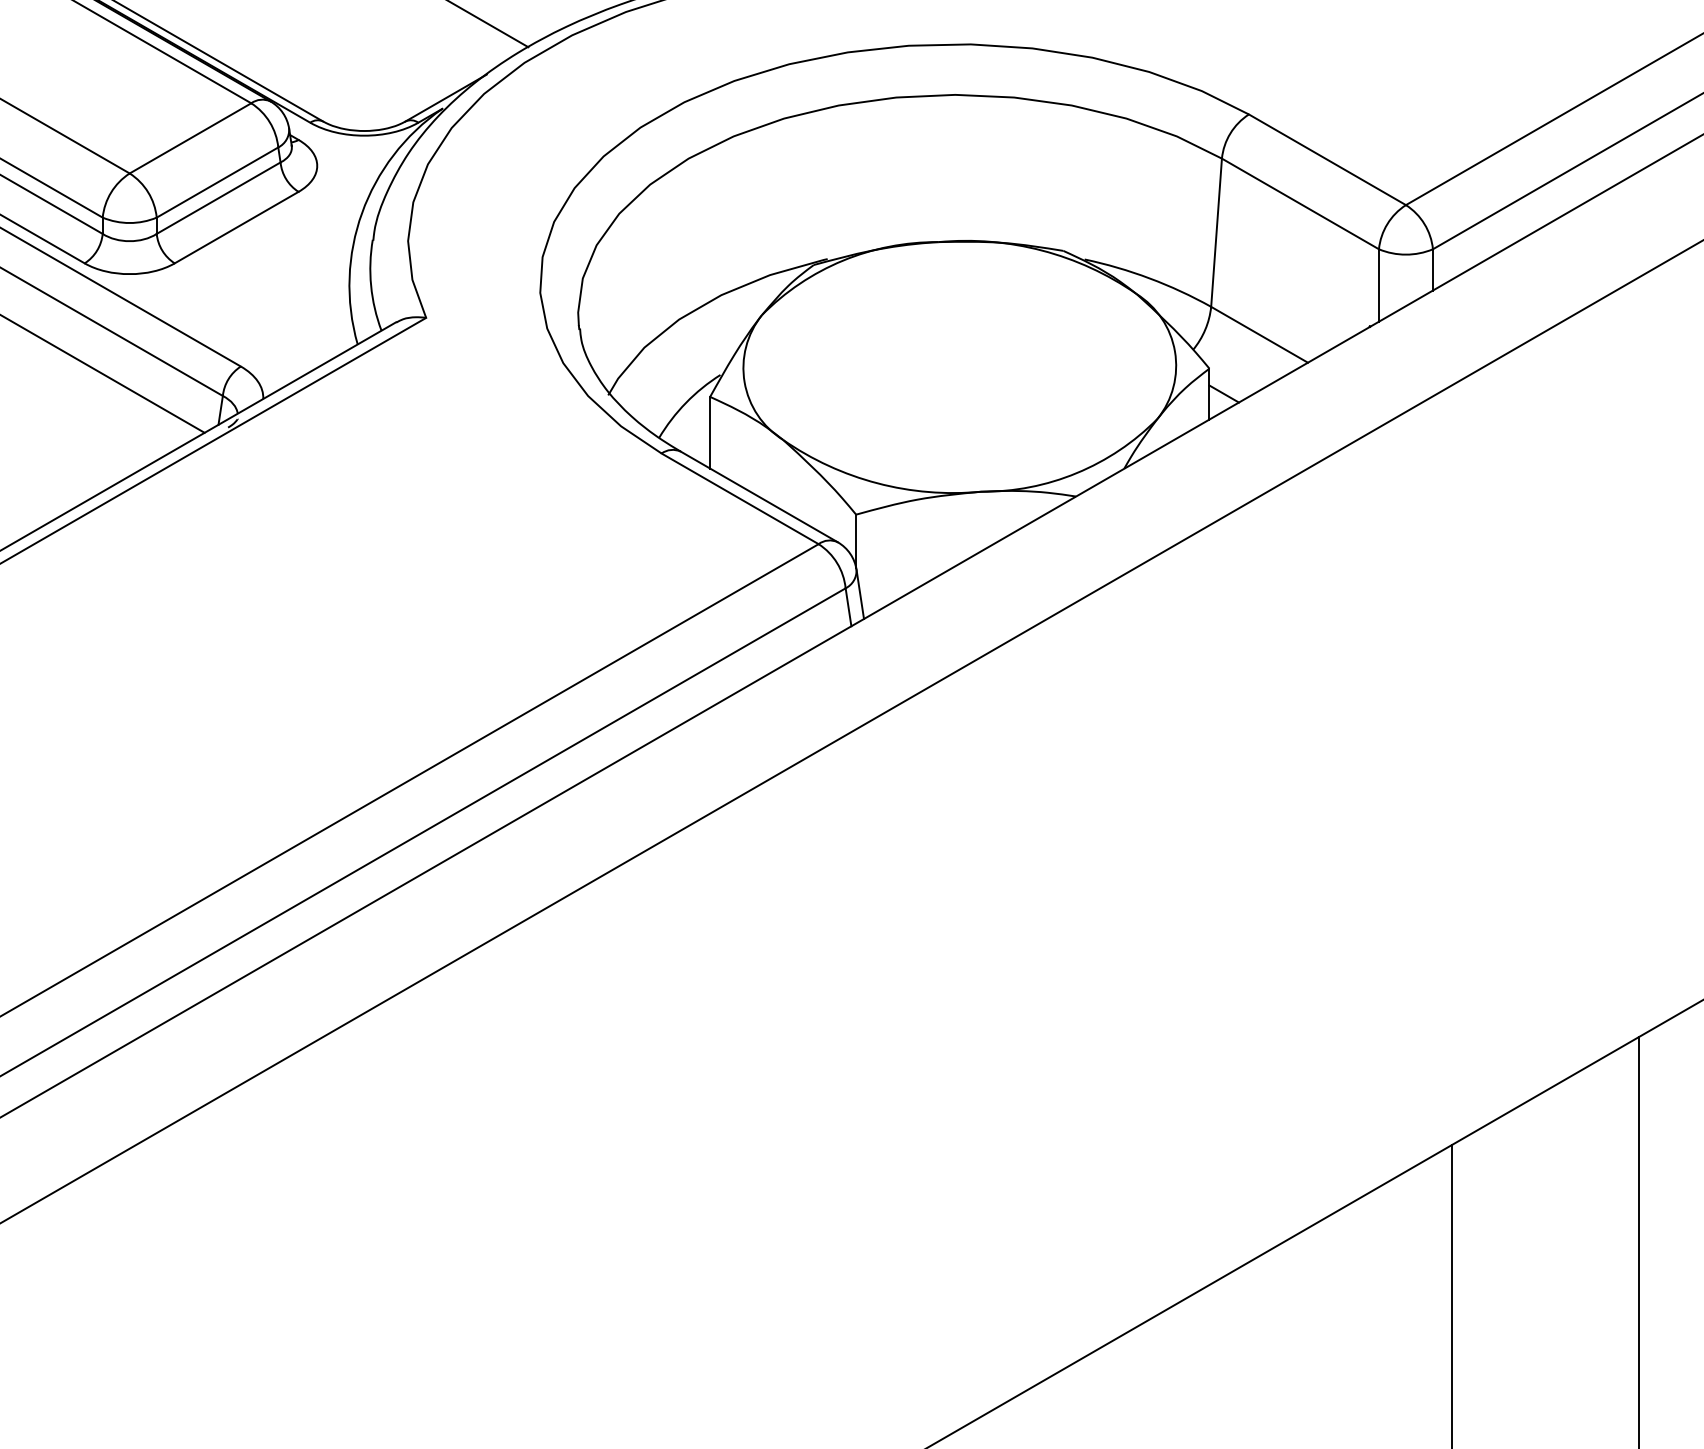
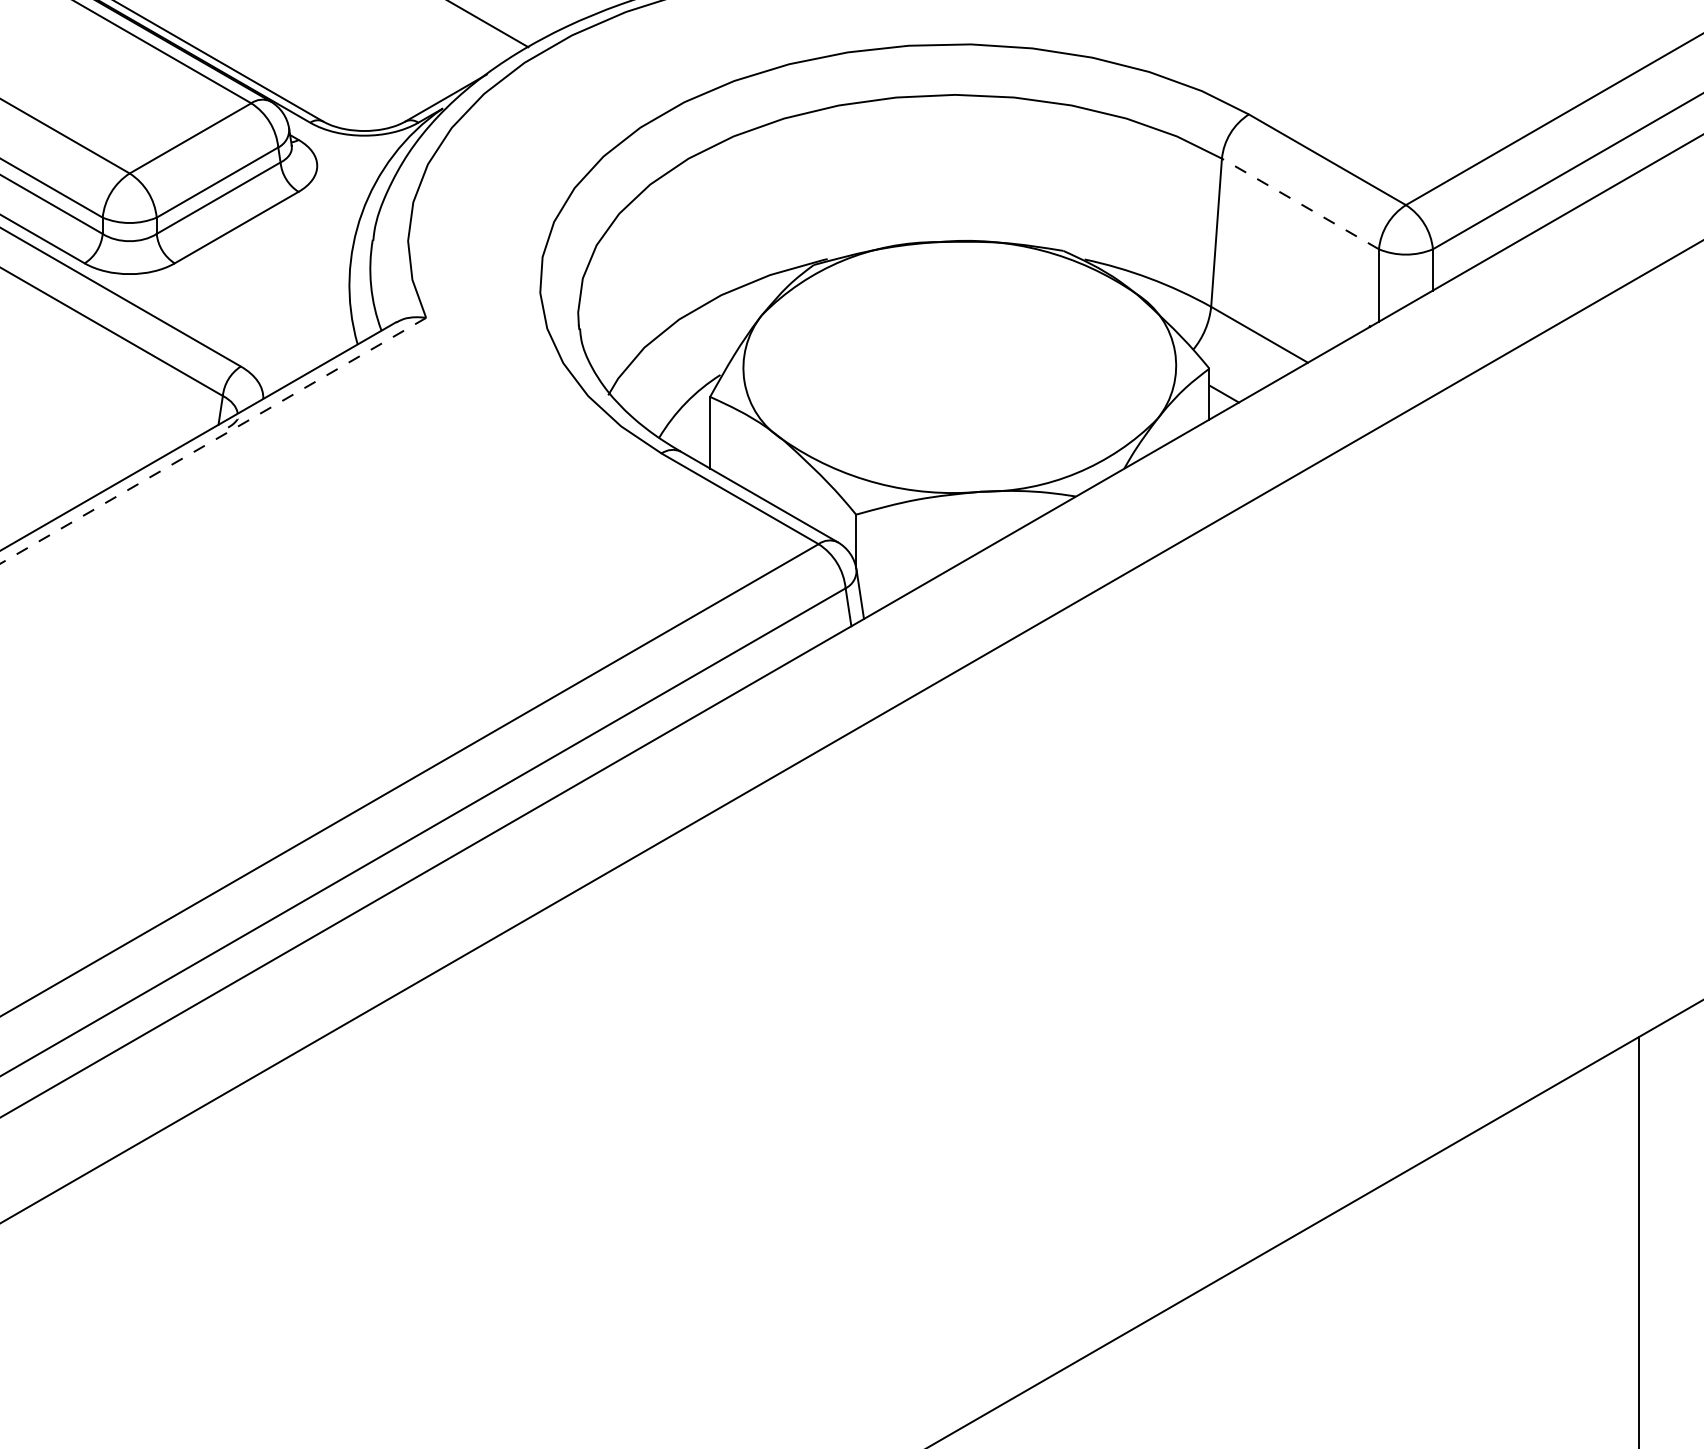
line: solid -> dashed (1300, 203)
line: present -> none (103, 374)
line: solid -> dashed (213, 440)
line: present -> none (1451, 1295)
